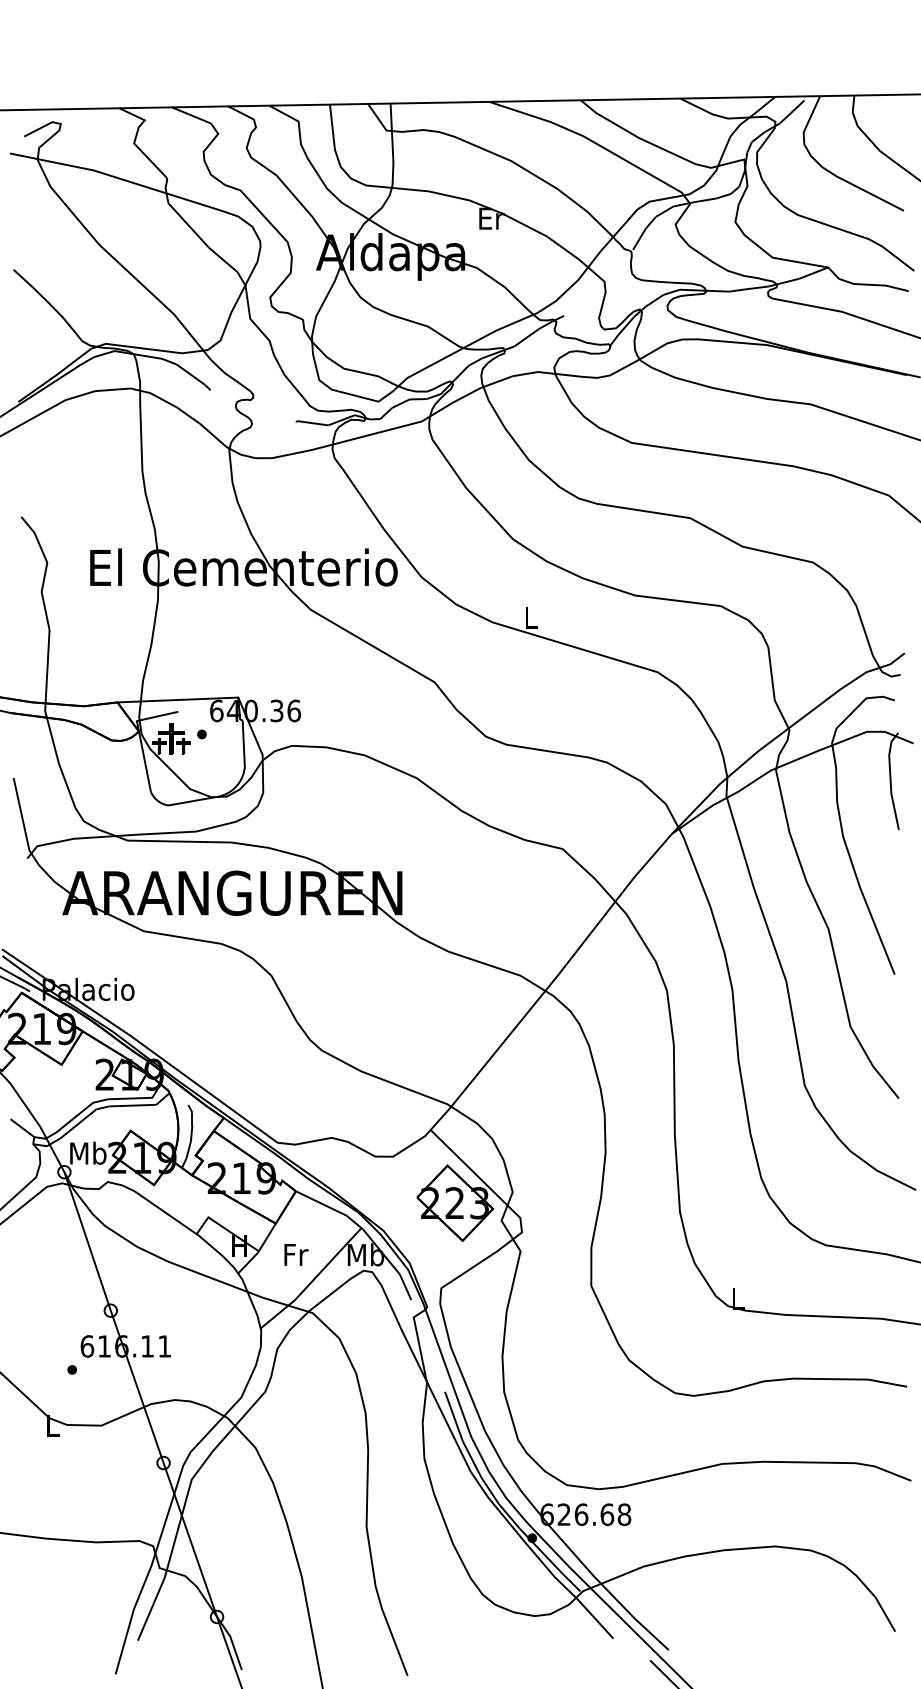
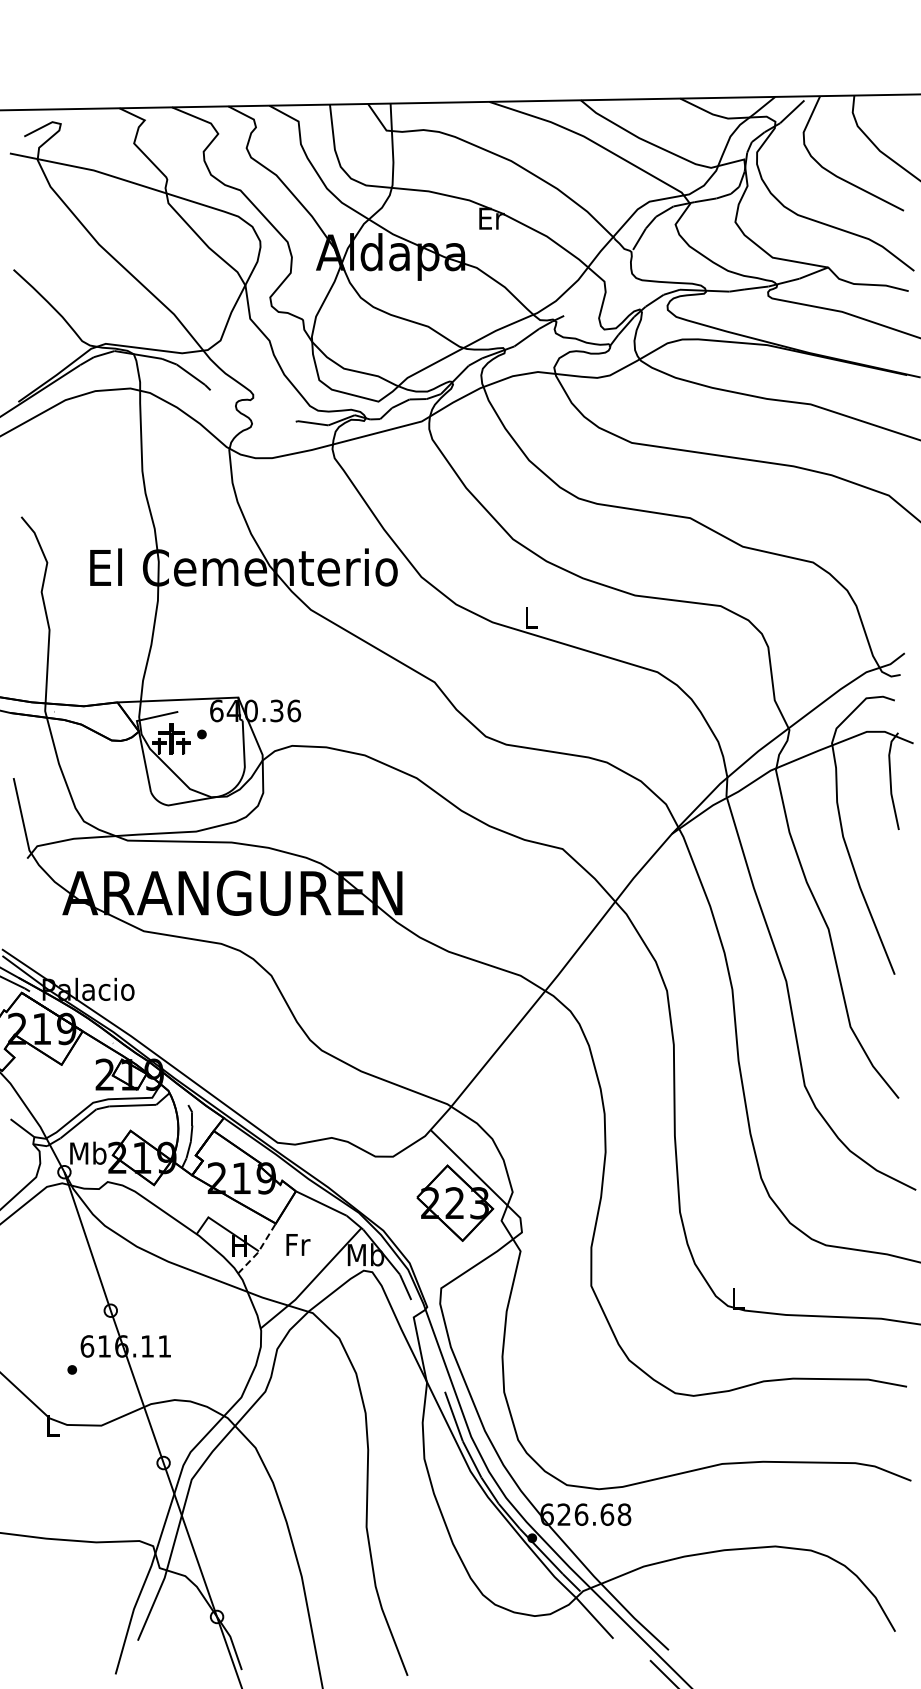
line: solid -> dashed (259, 1250)
text position: (296, 1254) -> (298, 1244) (298, 1244)
